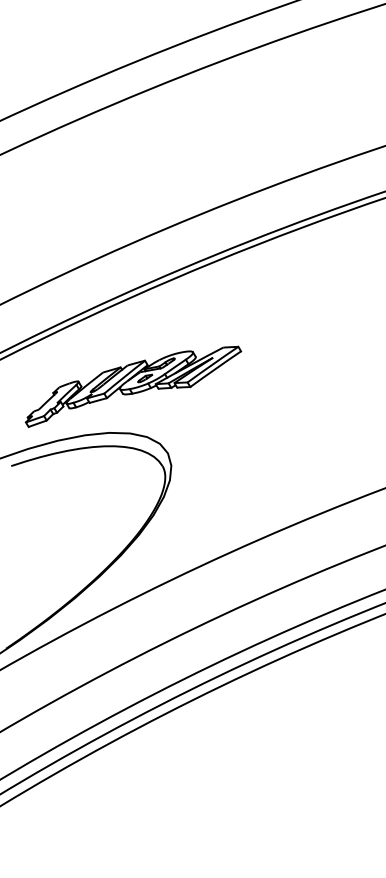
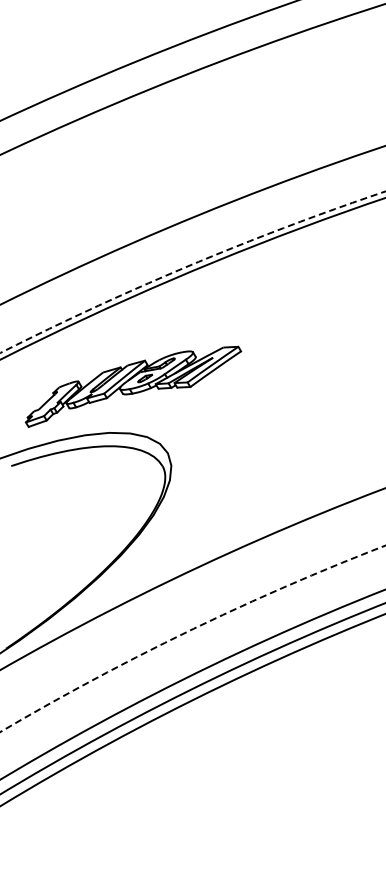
circle: solid -> dashed (192, 272)
circle: solid -> dashed (192, 638)
